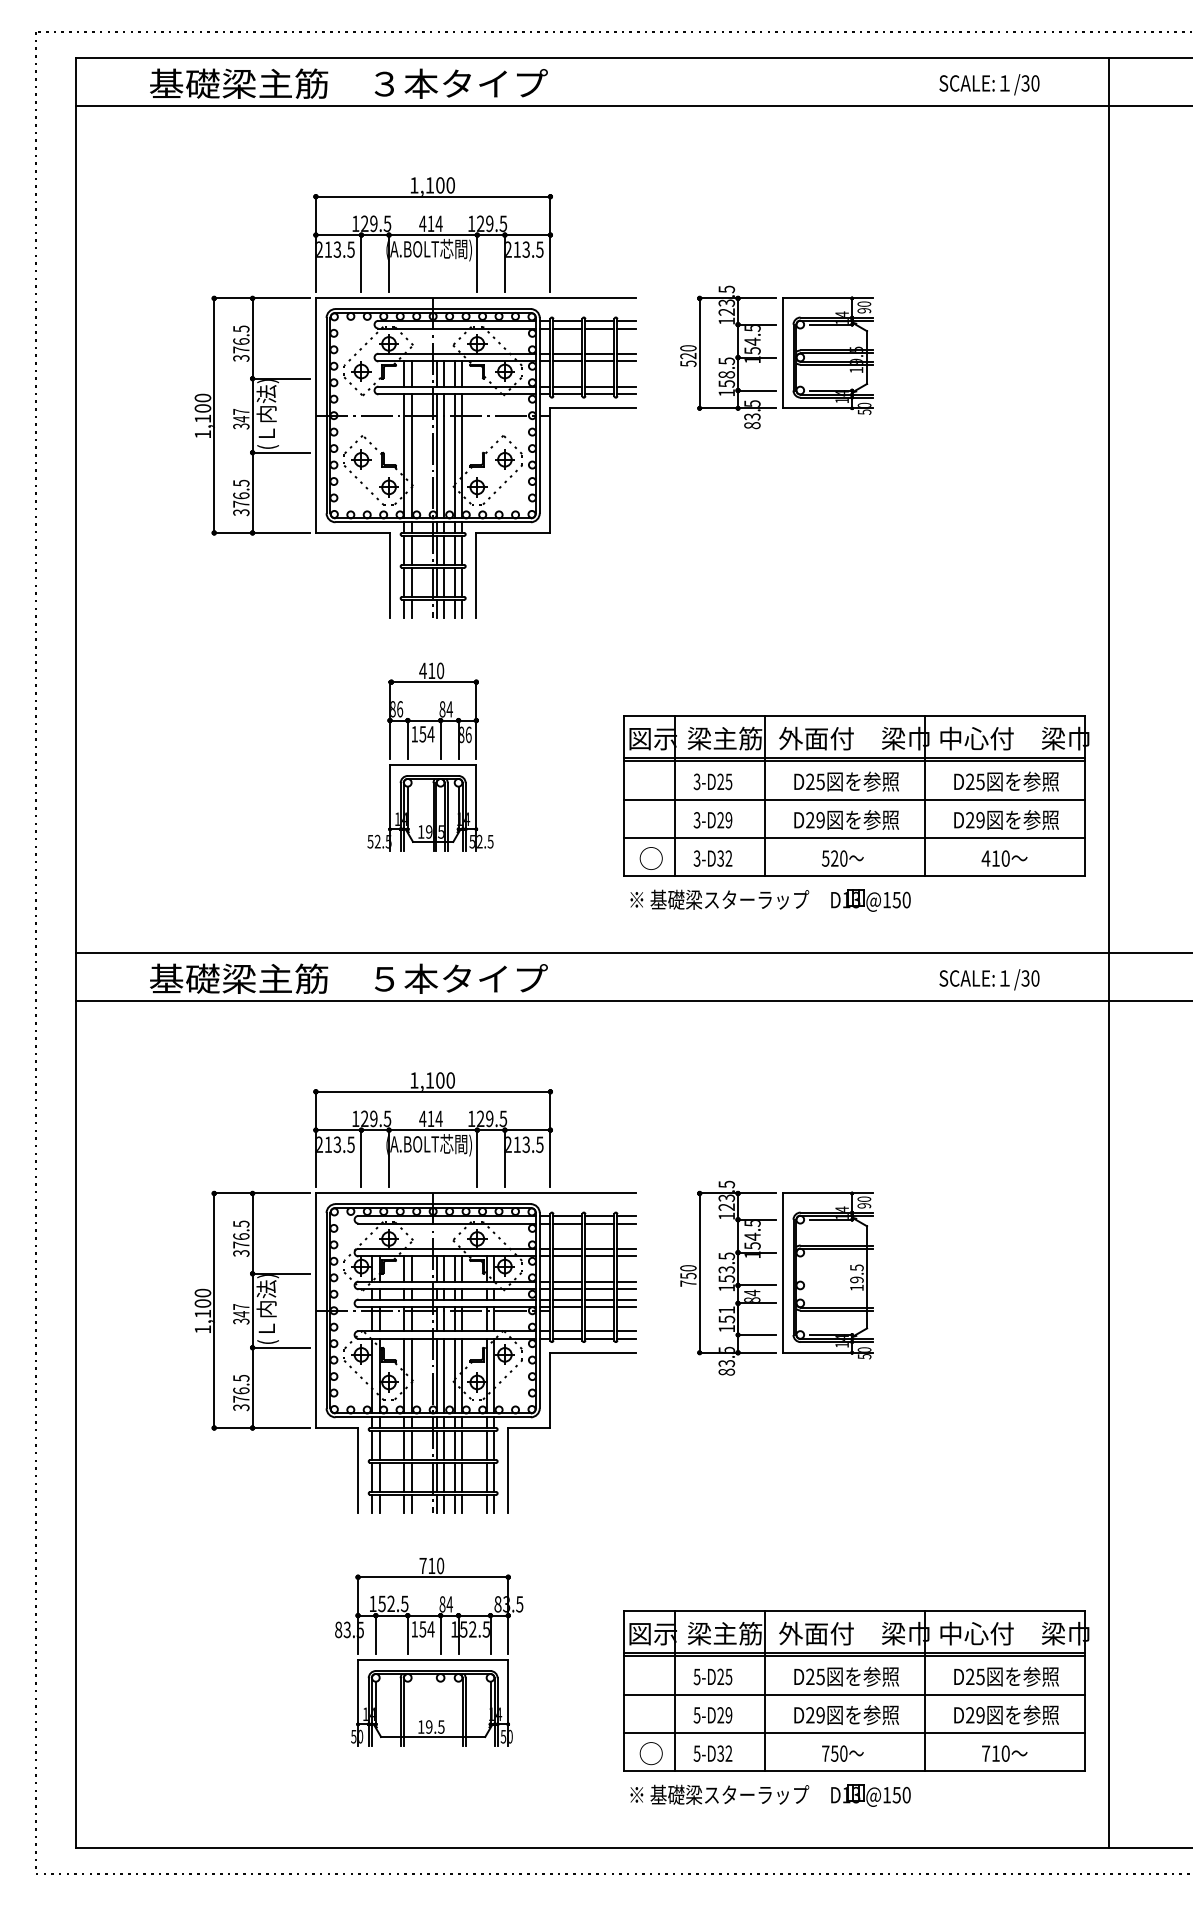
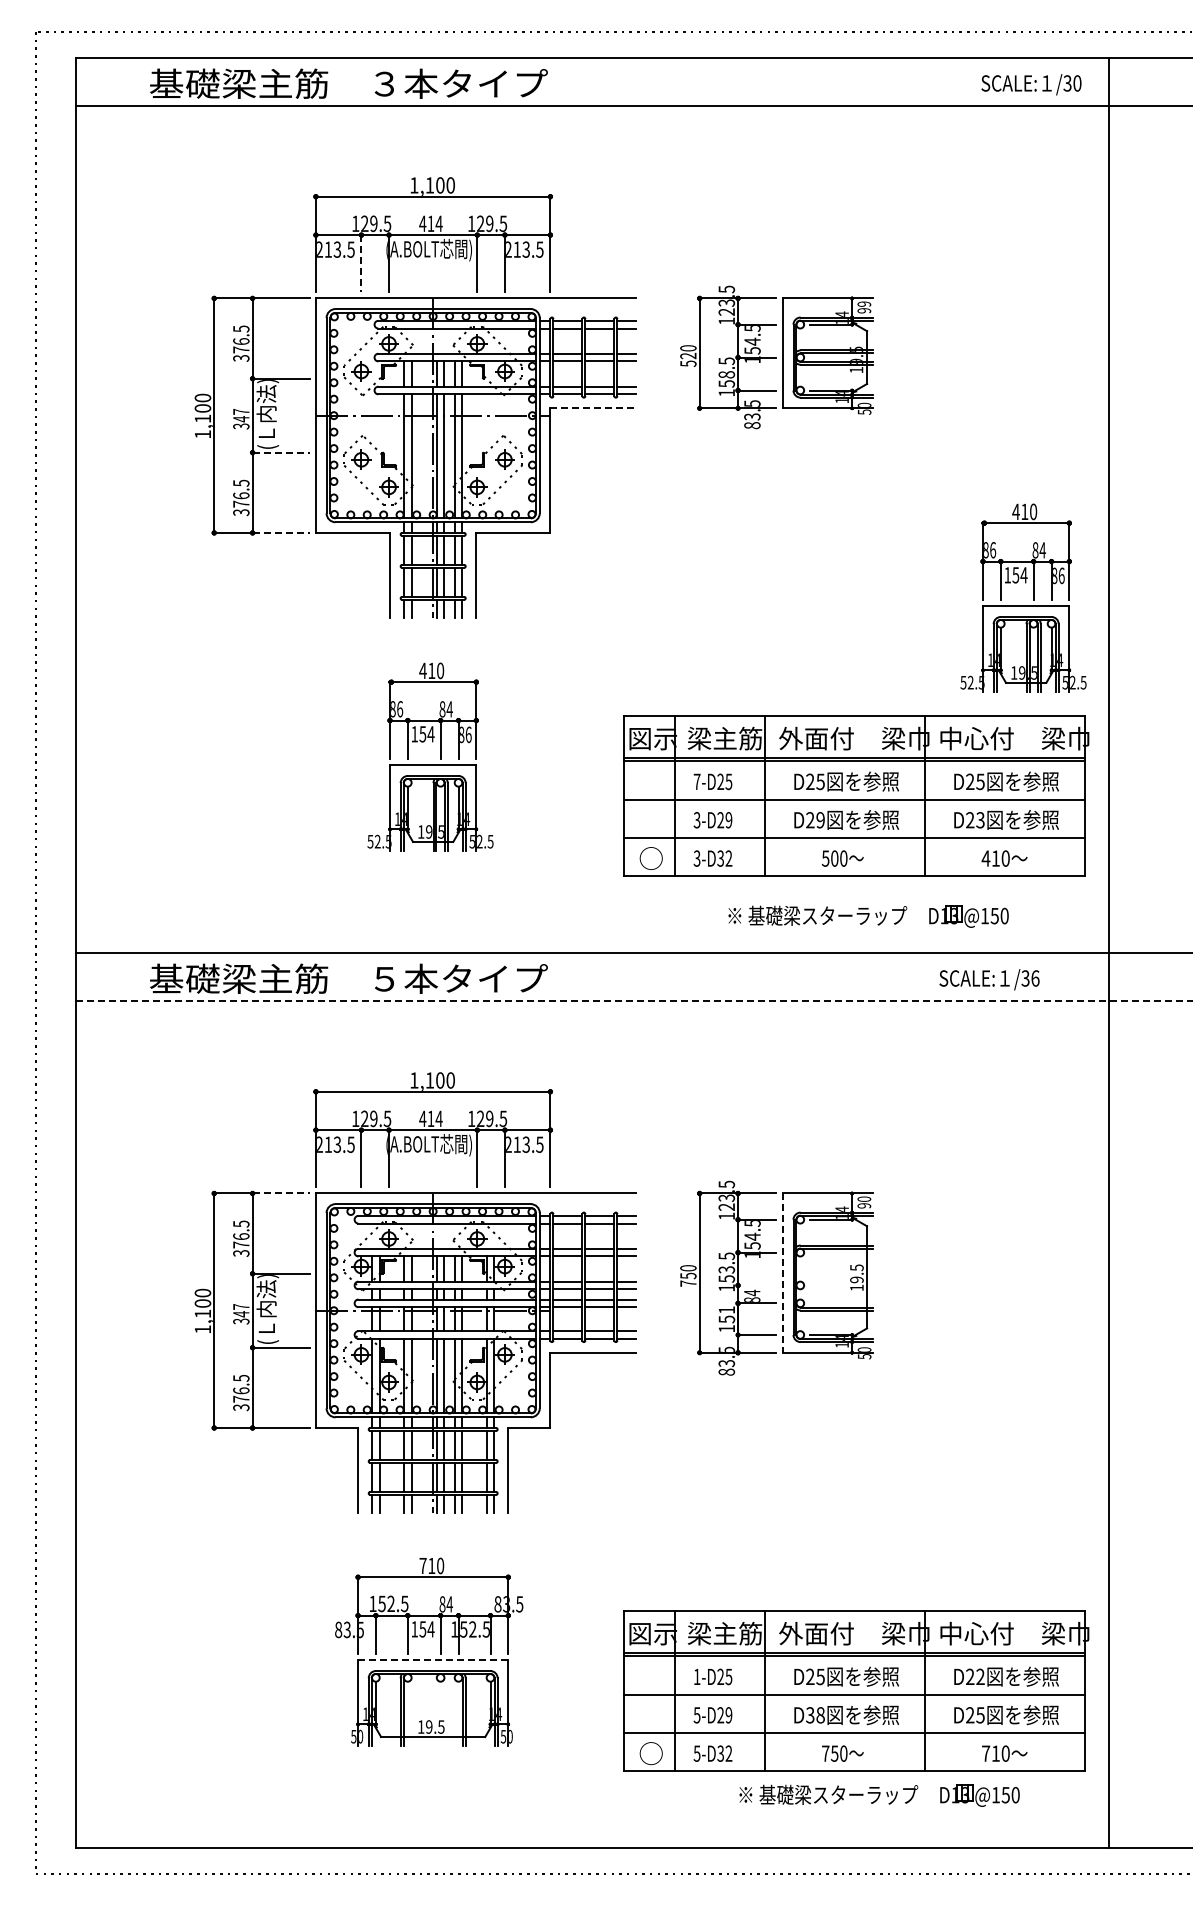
text position: (989, 84) -> (1031, 84) (1031, 84)
line: solid -> dashed (361, 264)
text: 90 -> 99 (864, 303)
line: solid -> dashed (593, 408)
line: solid -> dashed (281, 452)
line: solid -> dashed (281, 532)
part: none -> present (1023, 605)
text: 3-D25 -> 7-D25 (696, 781)
text: D29 -> D23 (980, 820)
text: 520 -> 500 (834, 858)
part position: (770, 900) -> (868, 916) (868, 916)
text: /30 -> /36 (1035, 978)
line: solid -> dashed (634, 1000)
line: solid -> dashed (281, 1193)
line: solid -> dashed (782, 1273)
line: present -> none (757, 1285)
line: solid -> dashed (433, 1660)
text: 5-D25 -> 1-D25 (696, 1676)
text: D25 -> D22 (980, 1676)
text: D29 -> D38 (815, 1715)
text: D29 -> D25 (980, 1715)
part position: (770, 1795) -> (879, 1795) (879, 1795)
